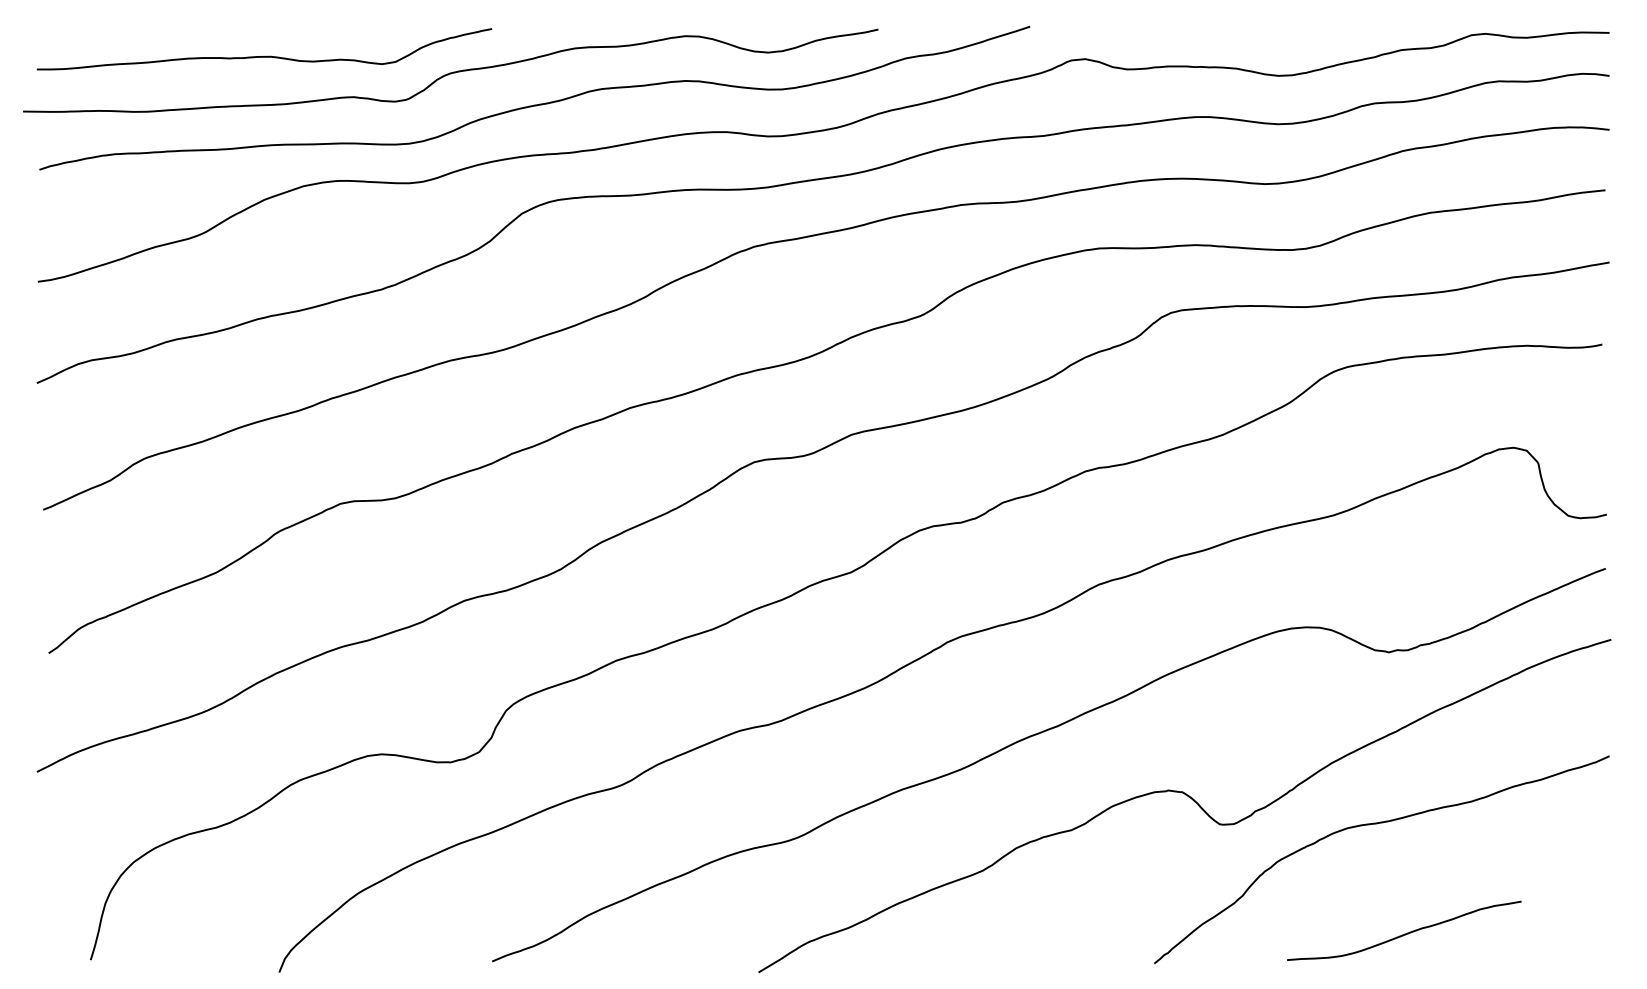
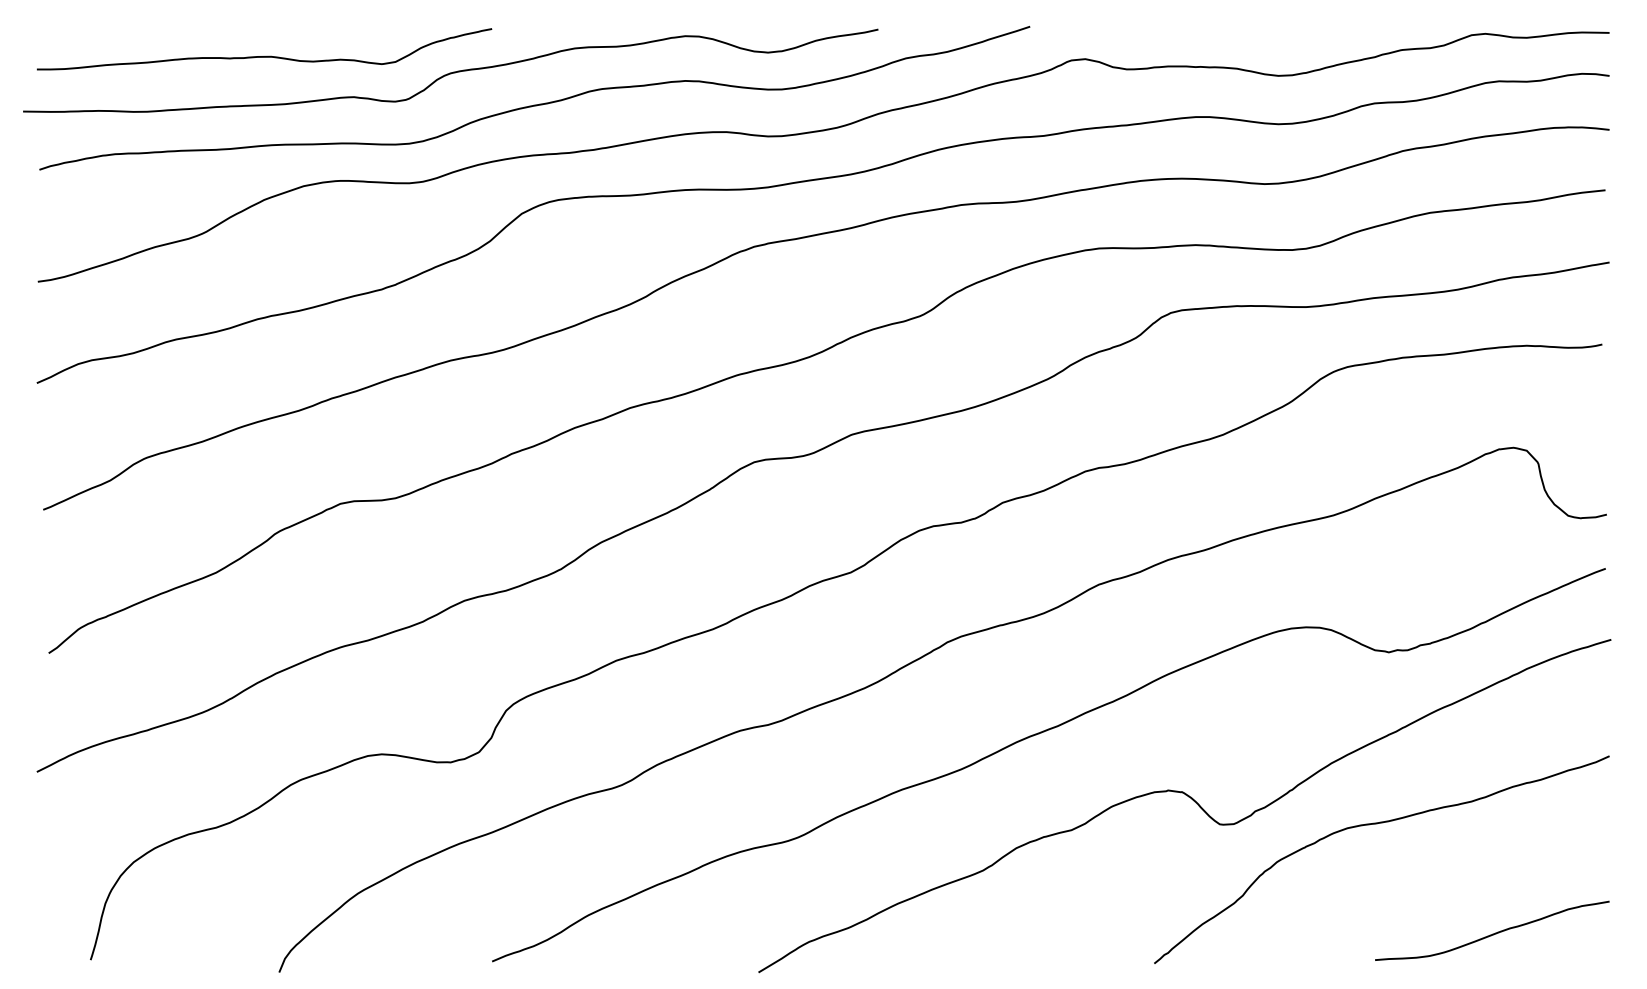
curve position: (1404, 933) -> (1492, 933) (1492, 933)
